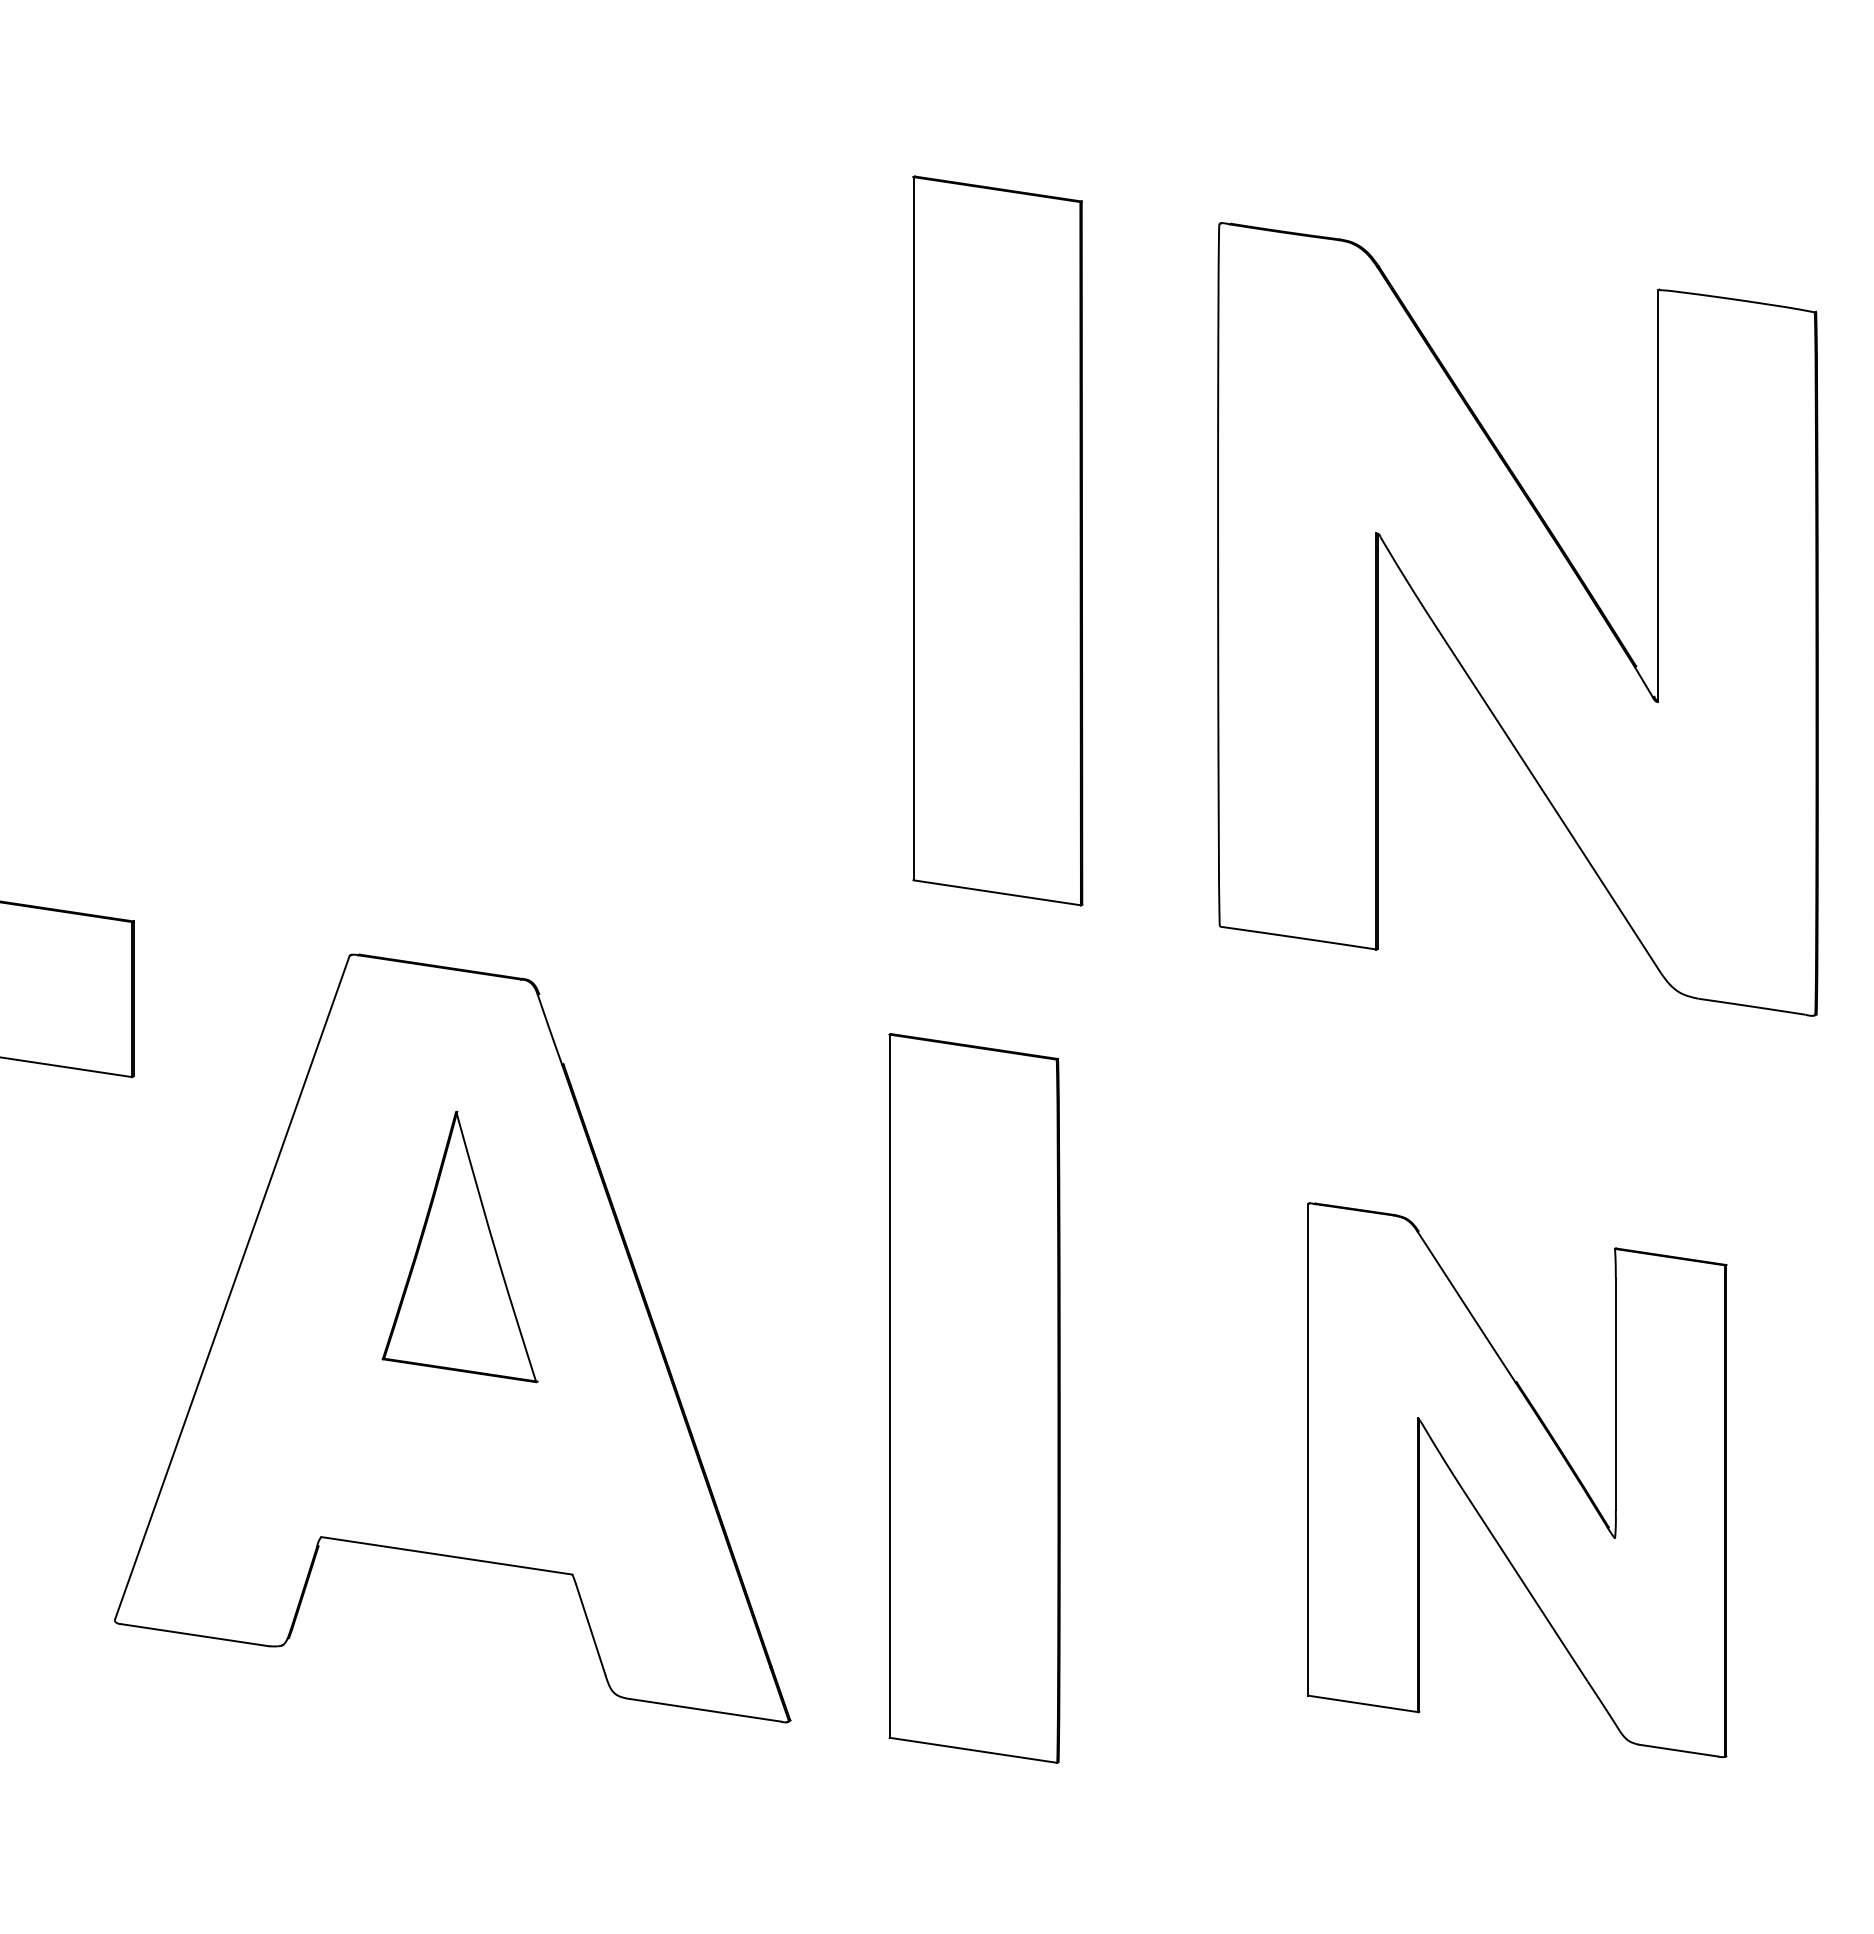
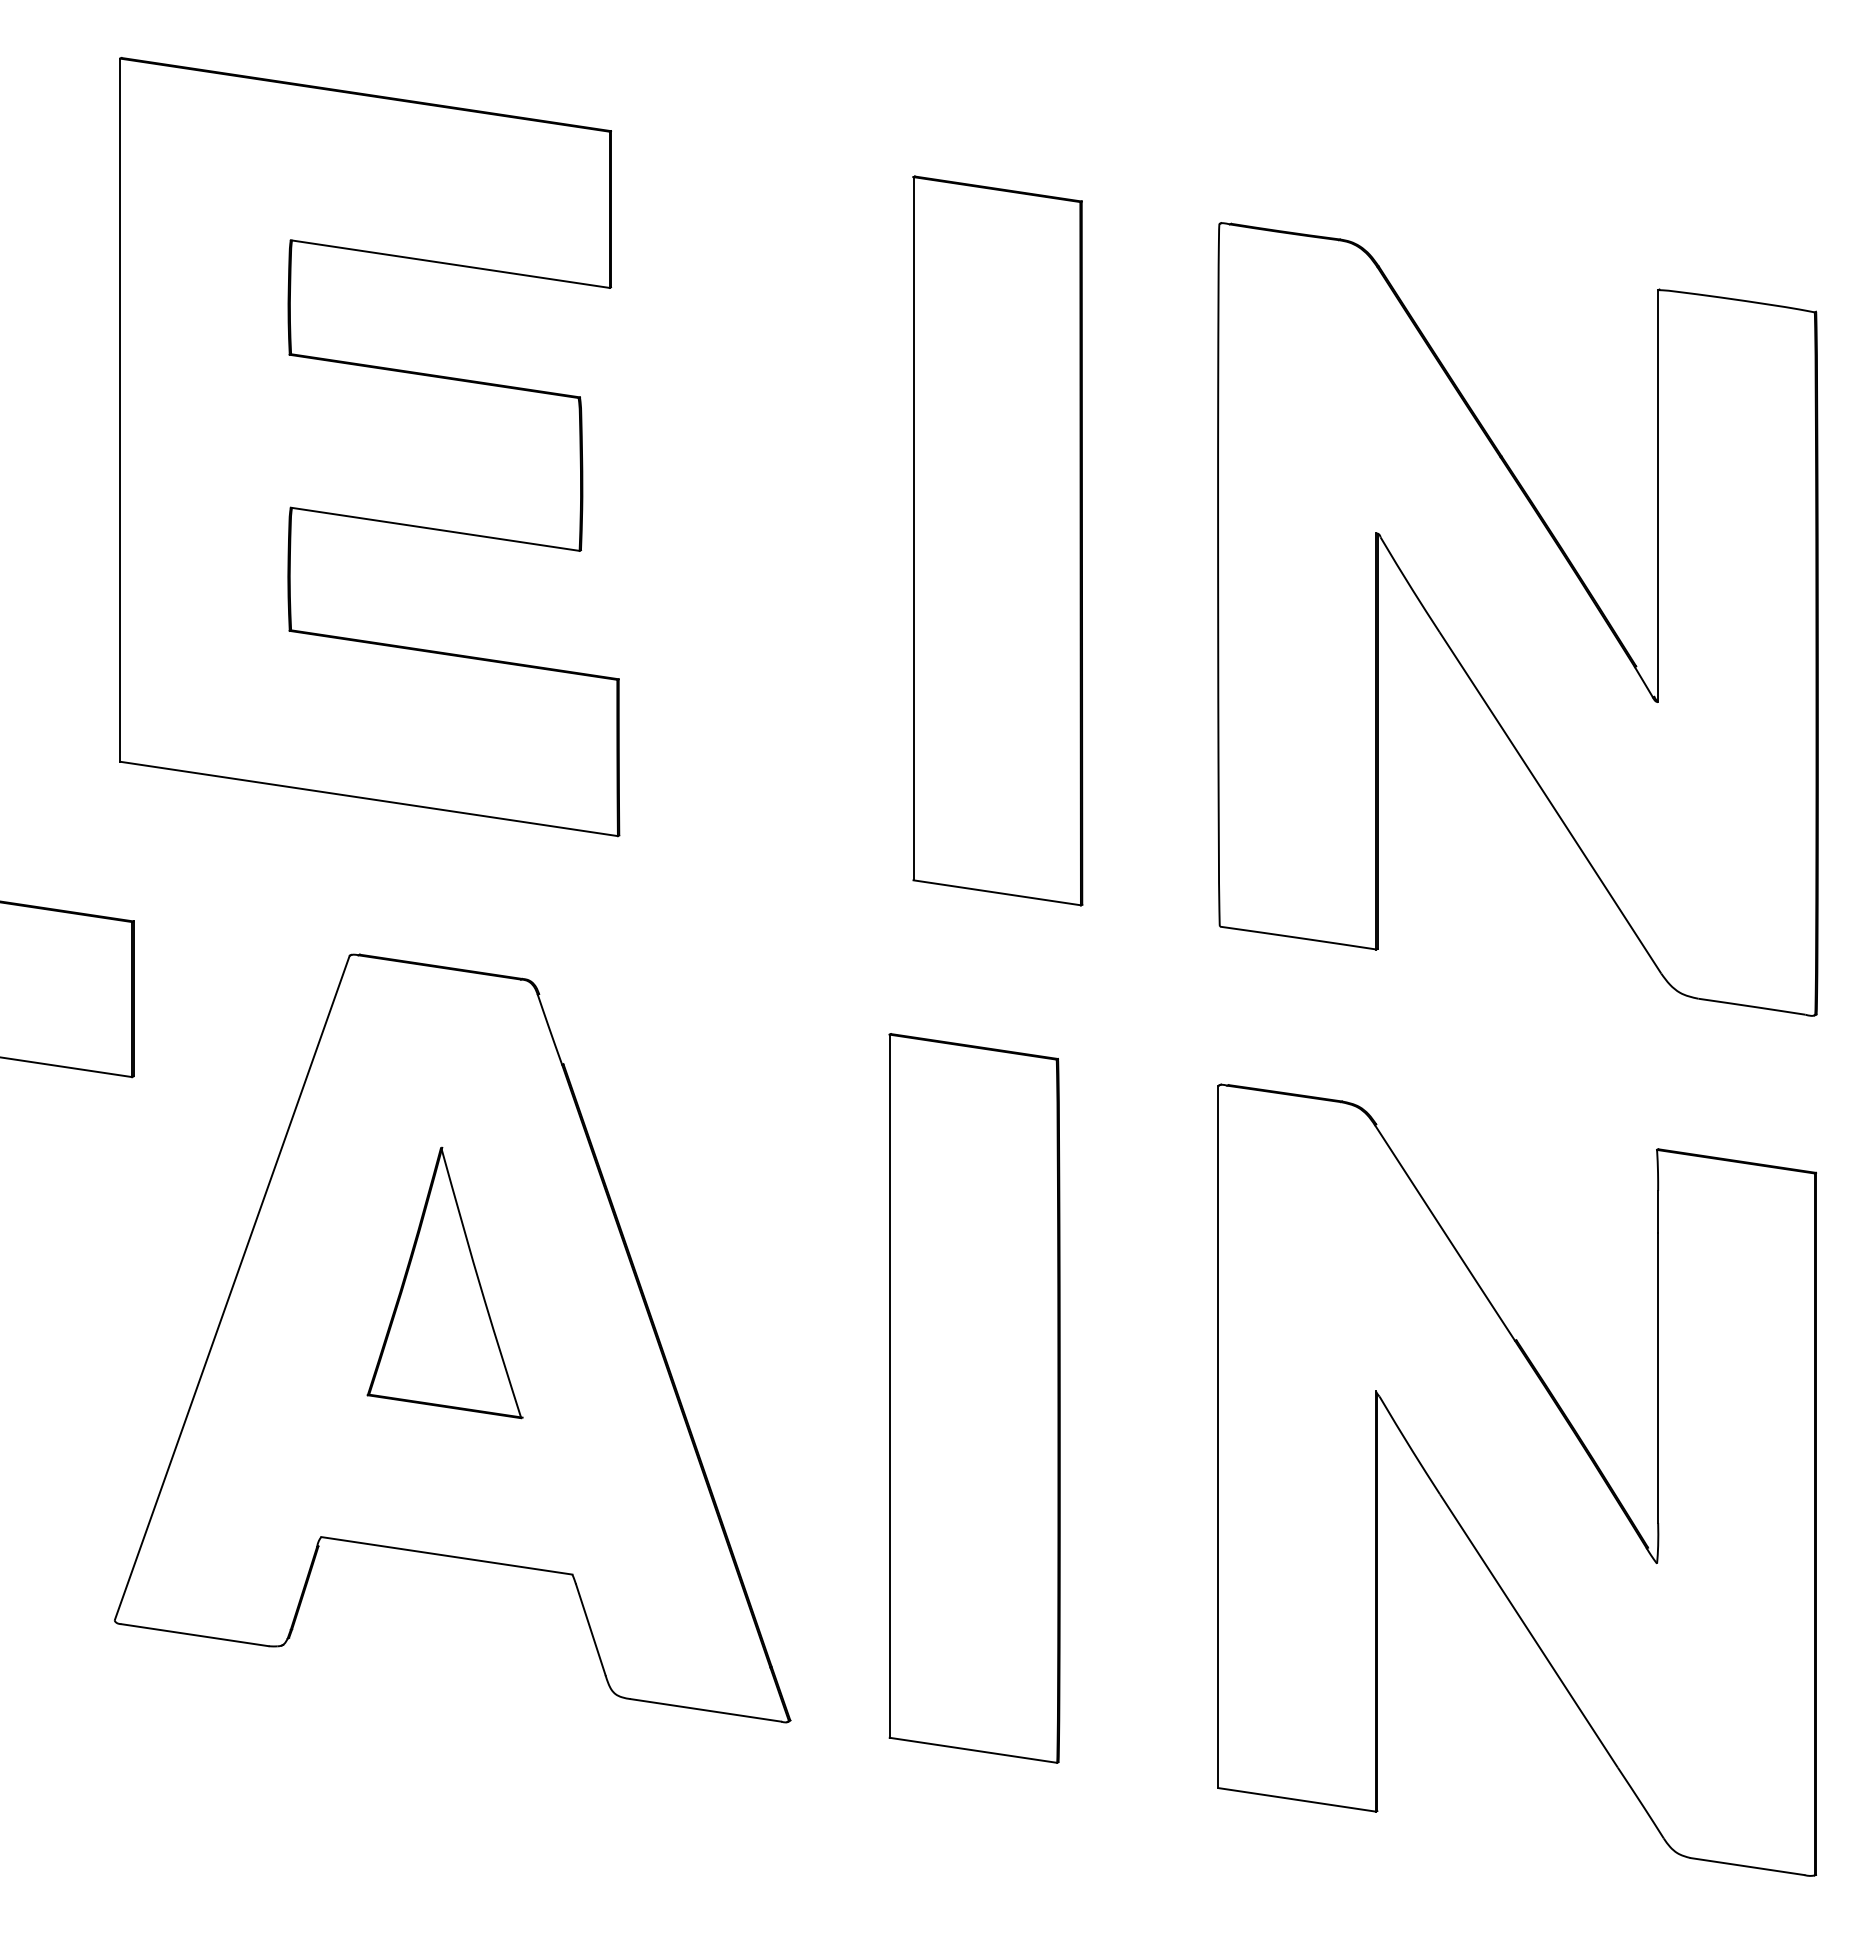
part: none -> present (369, 447)
part position: (459, 1246) -> (444, 1282) (444, 1282)
part size: 421x556 px -> 600x794 px (1516, 1479)
